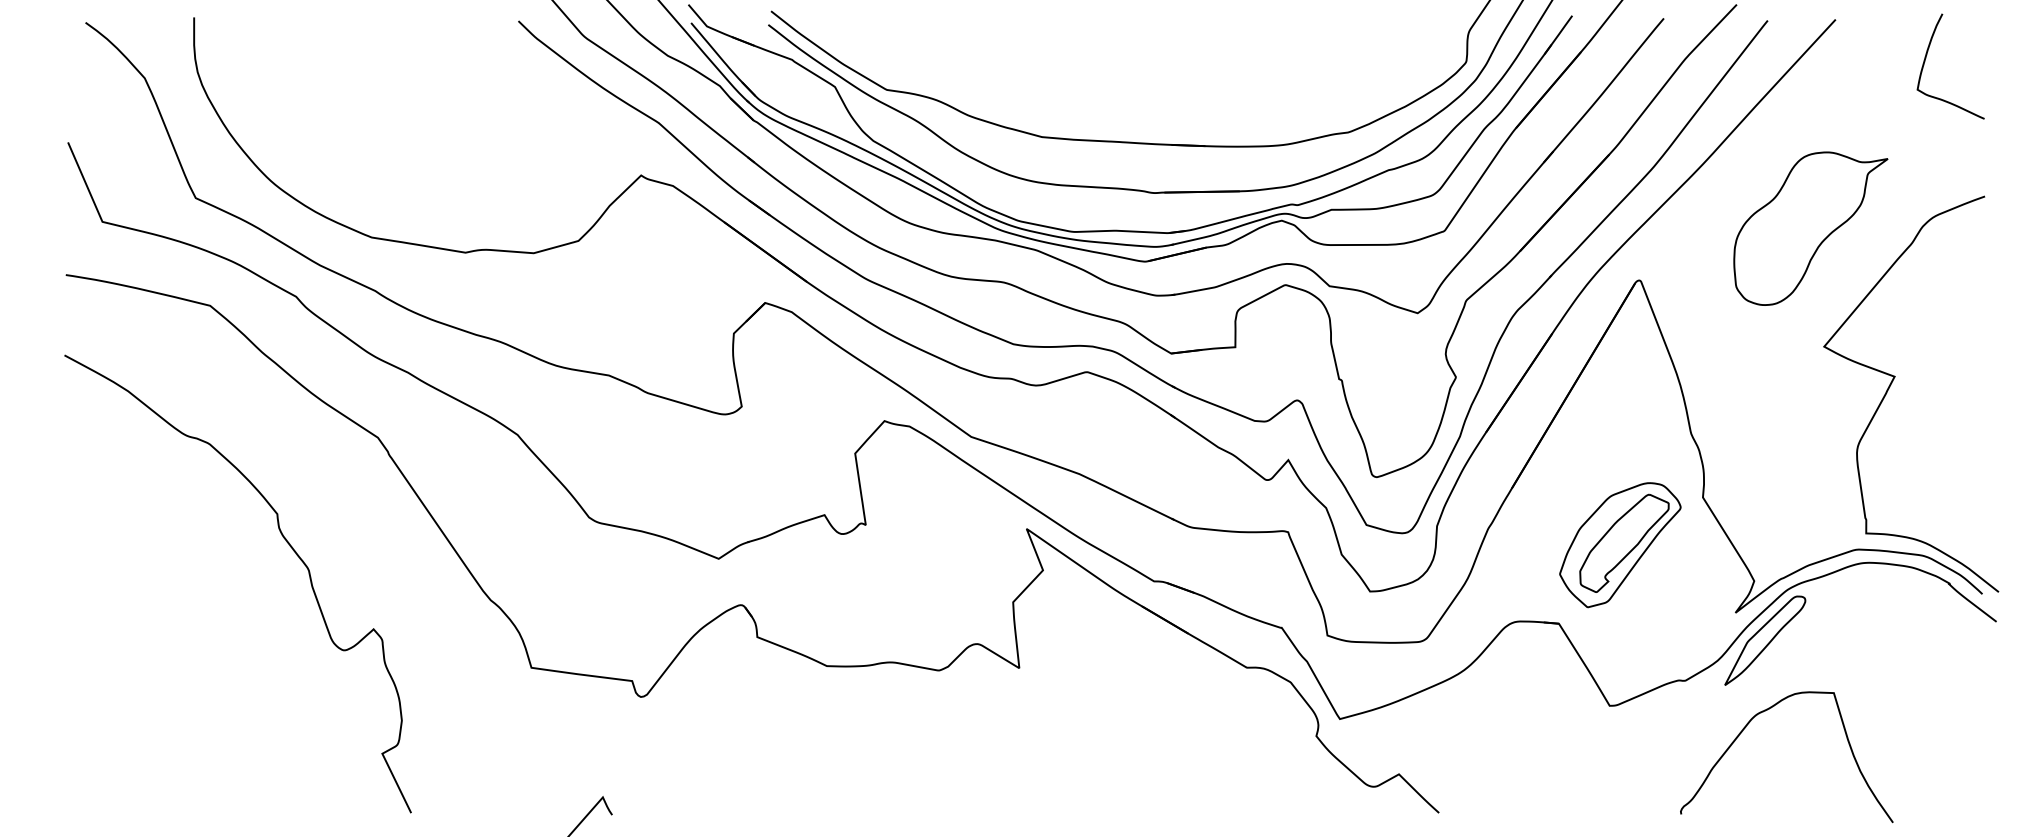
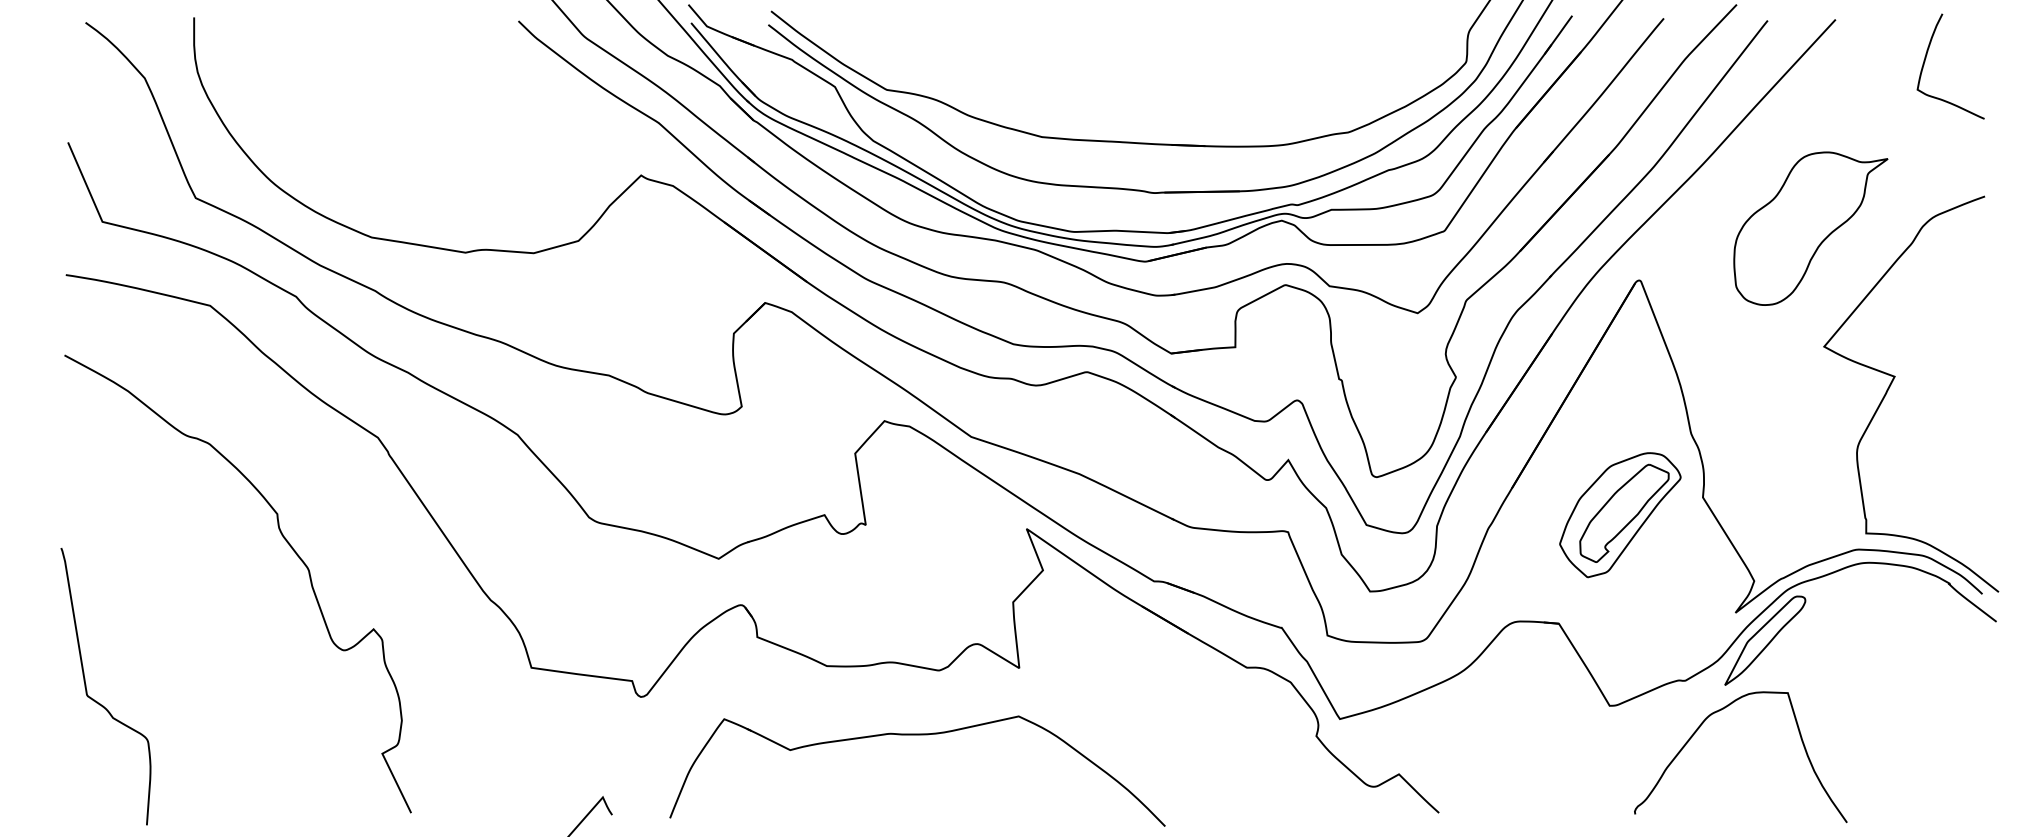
part position: (1620, 545) -> (1620, 515) (1620, 515)
curve: none -> present (96, 700)
curve position: (1746, 727) -> (1700, 727) (1700, 727)
part: none -> present (917, 735)
